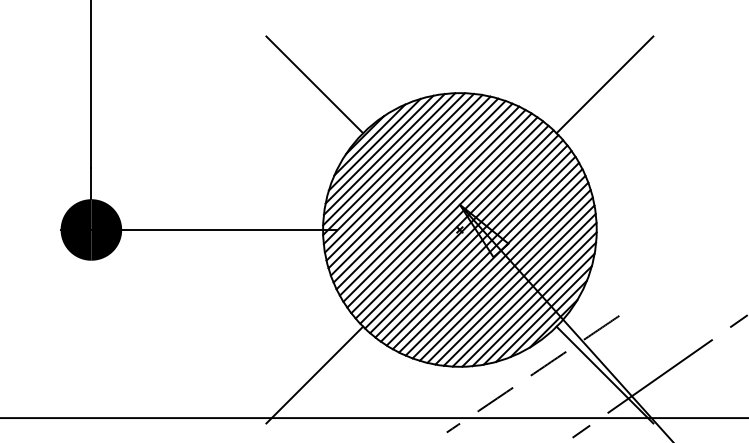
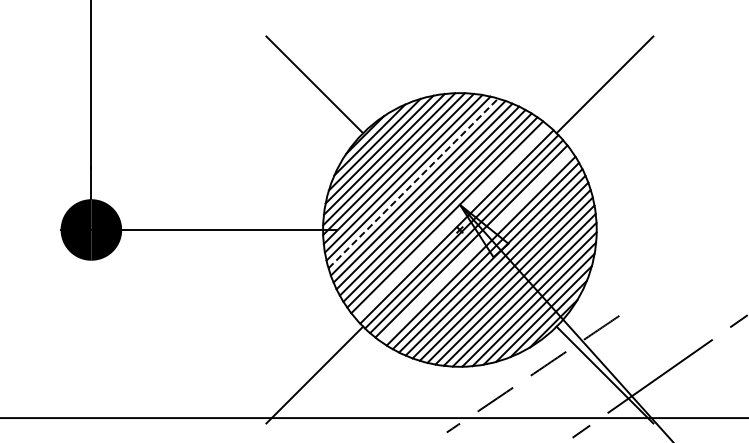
line: solid -> dashed (413, 183)
line: present -> none (451, 221)
line: present -> none (475, 246)
